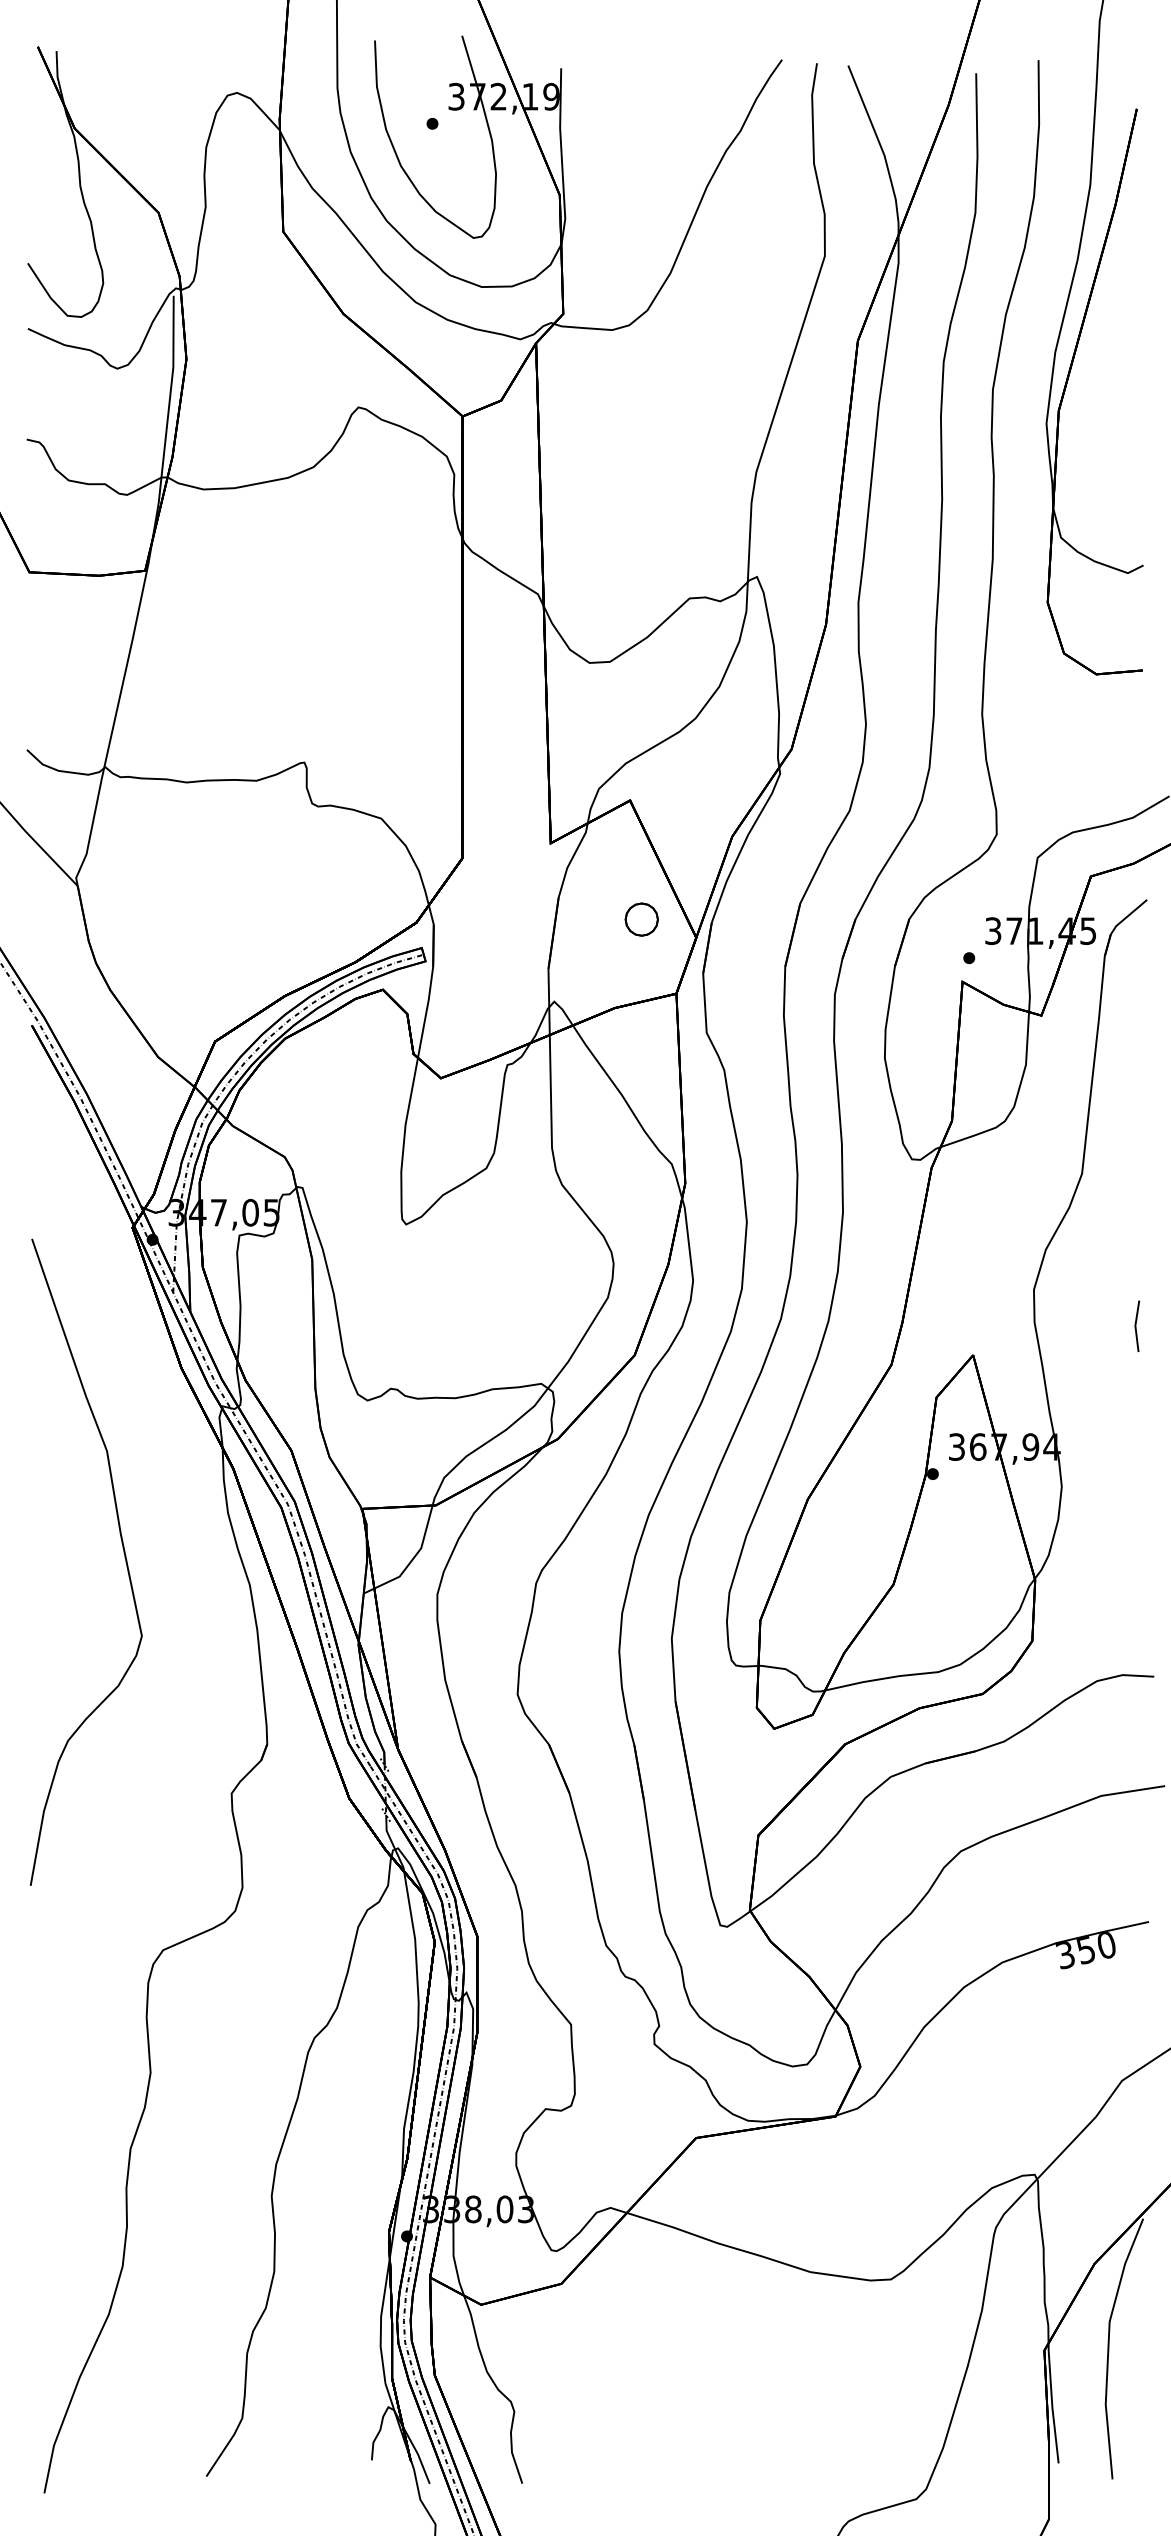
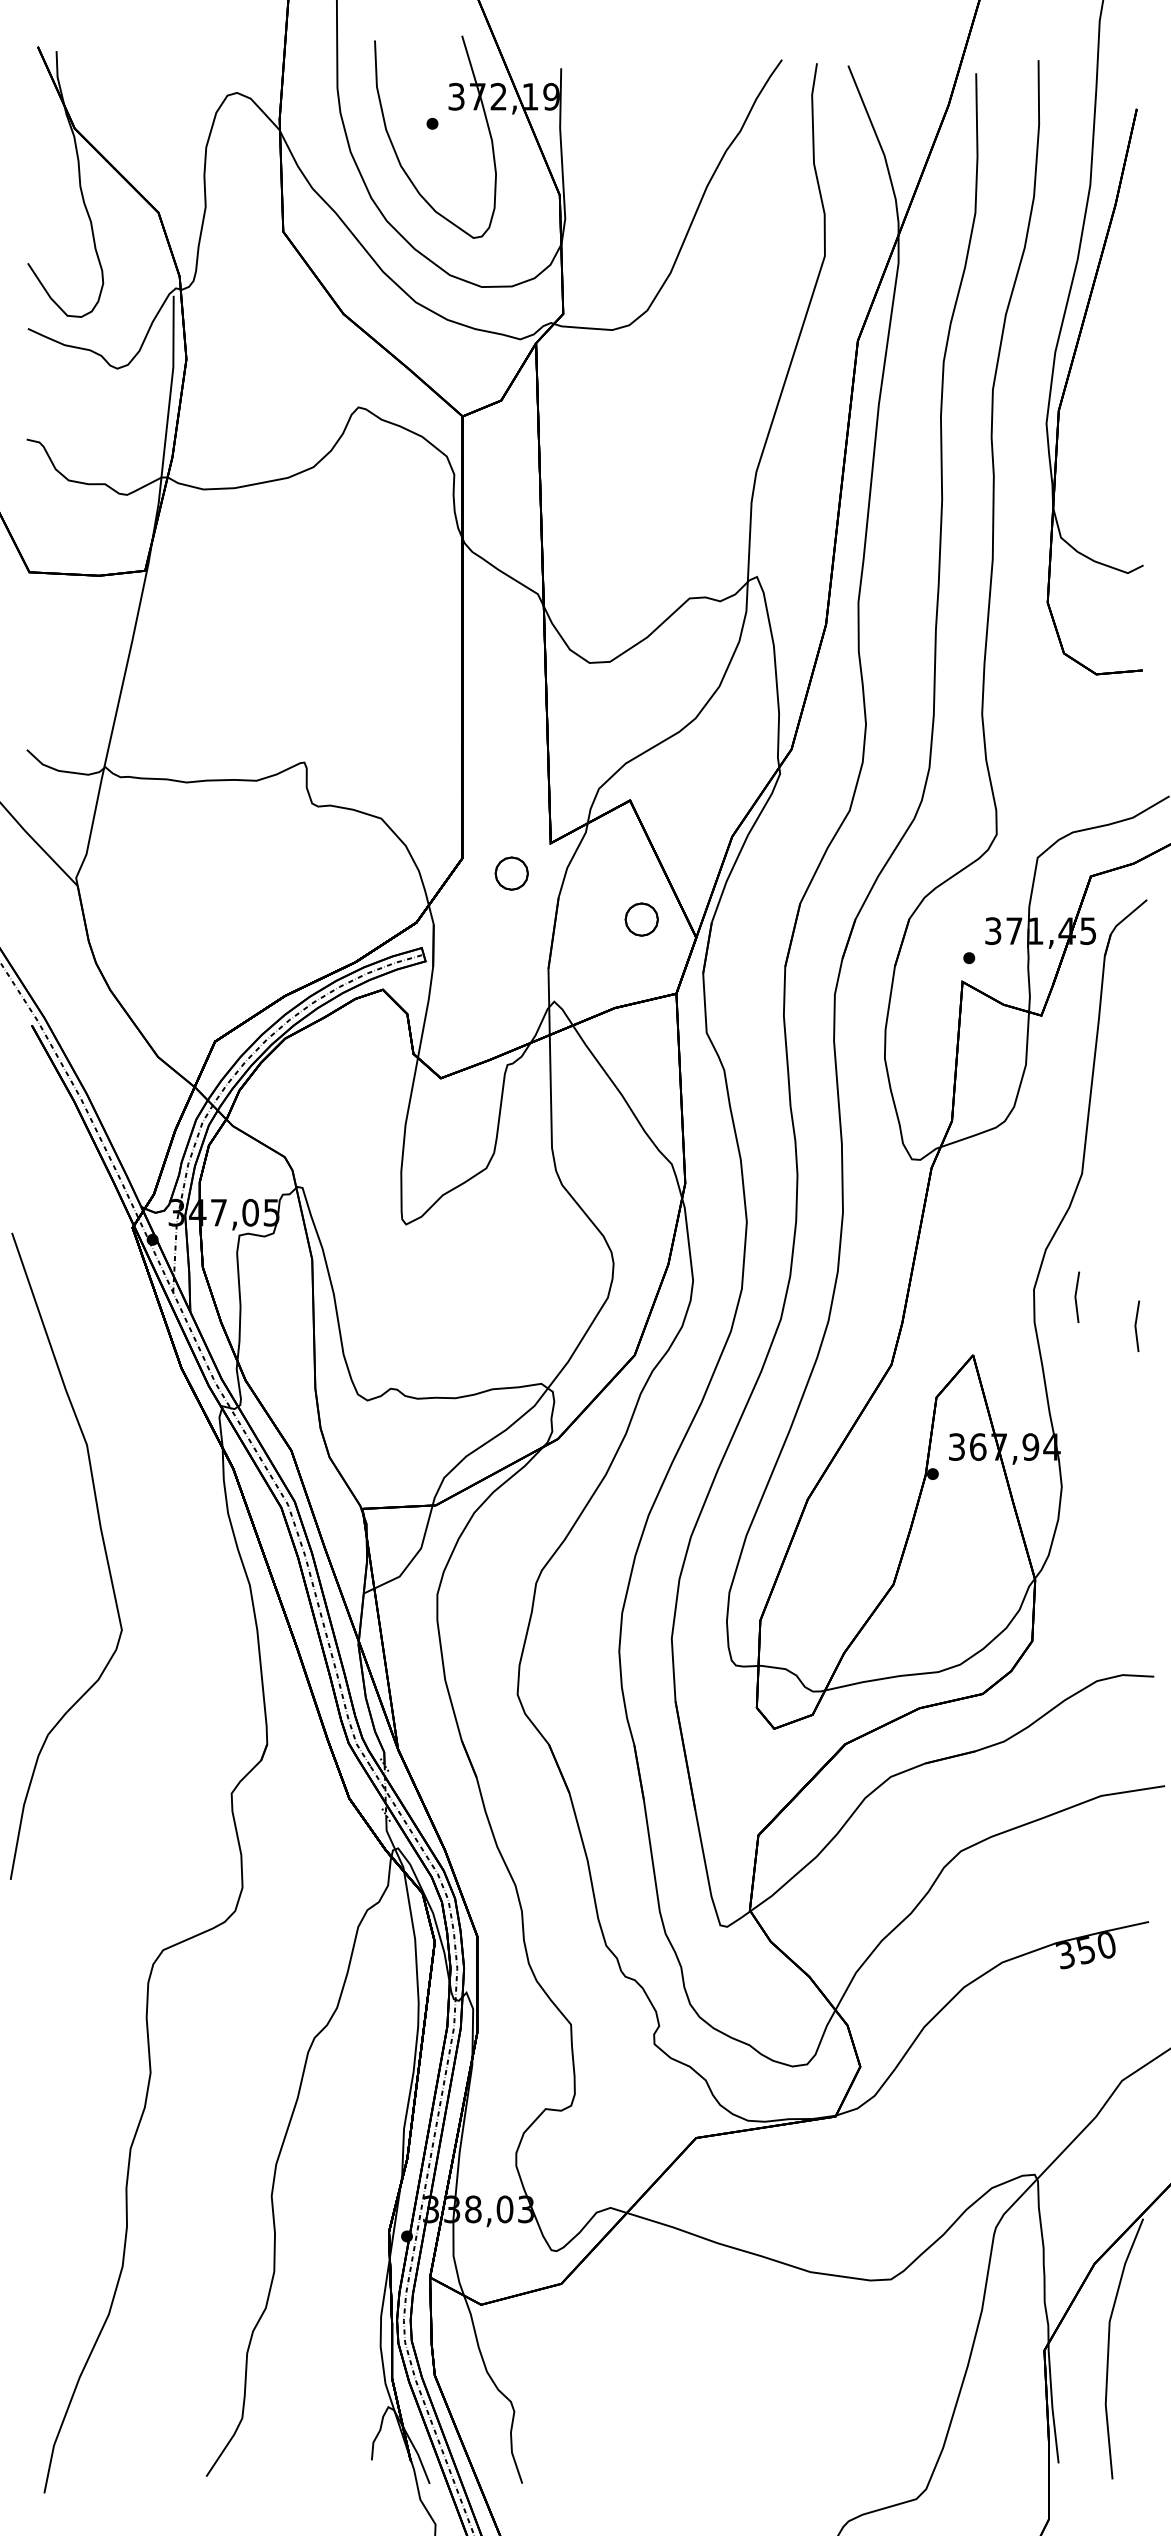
part: none -> present (511, 873)
line: none -> present (1076, 1296)
curve position: (123, 1553) -> (103, 1547) (103, 1547)
